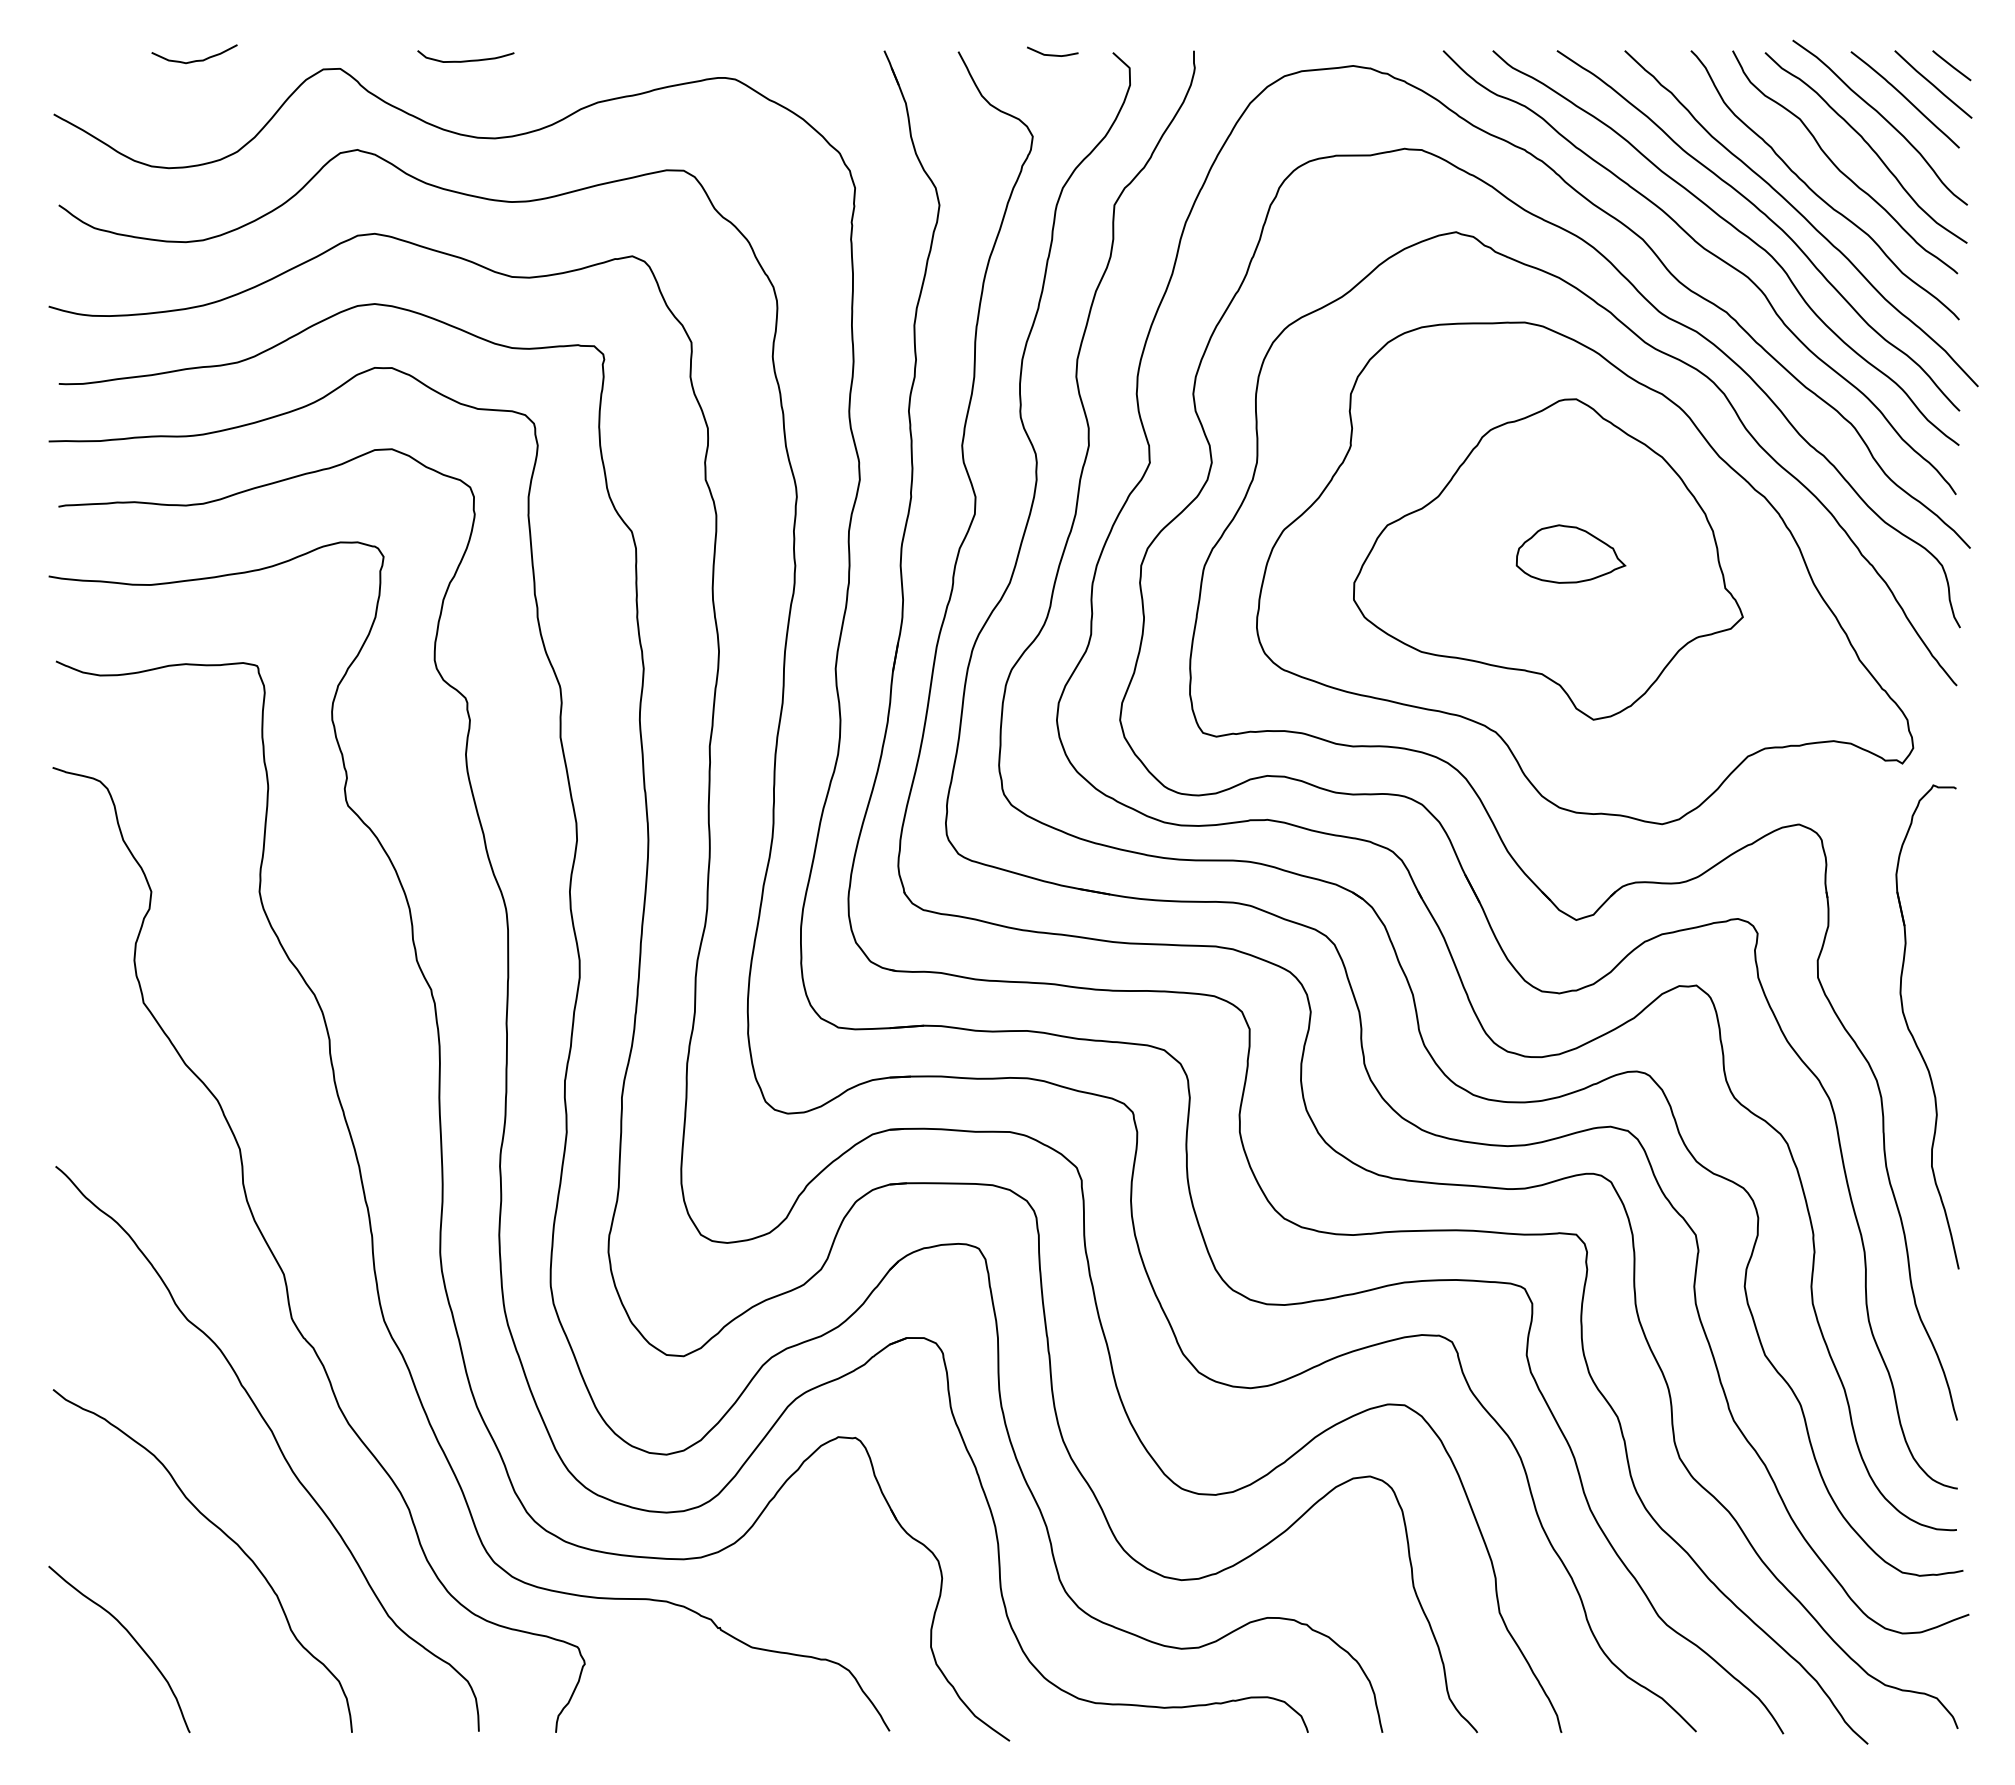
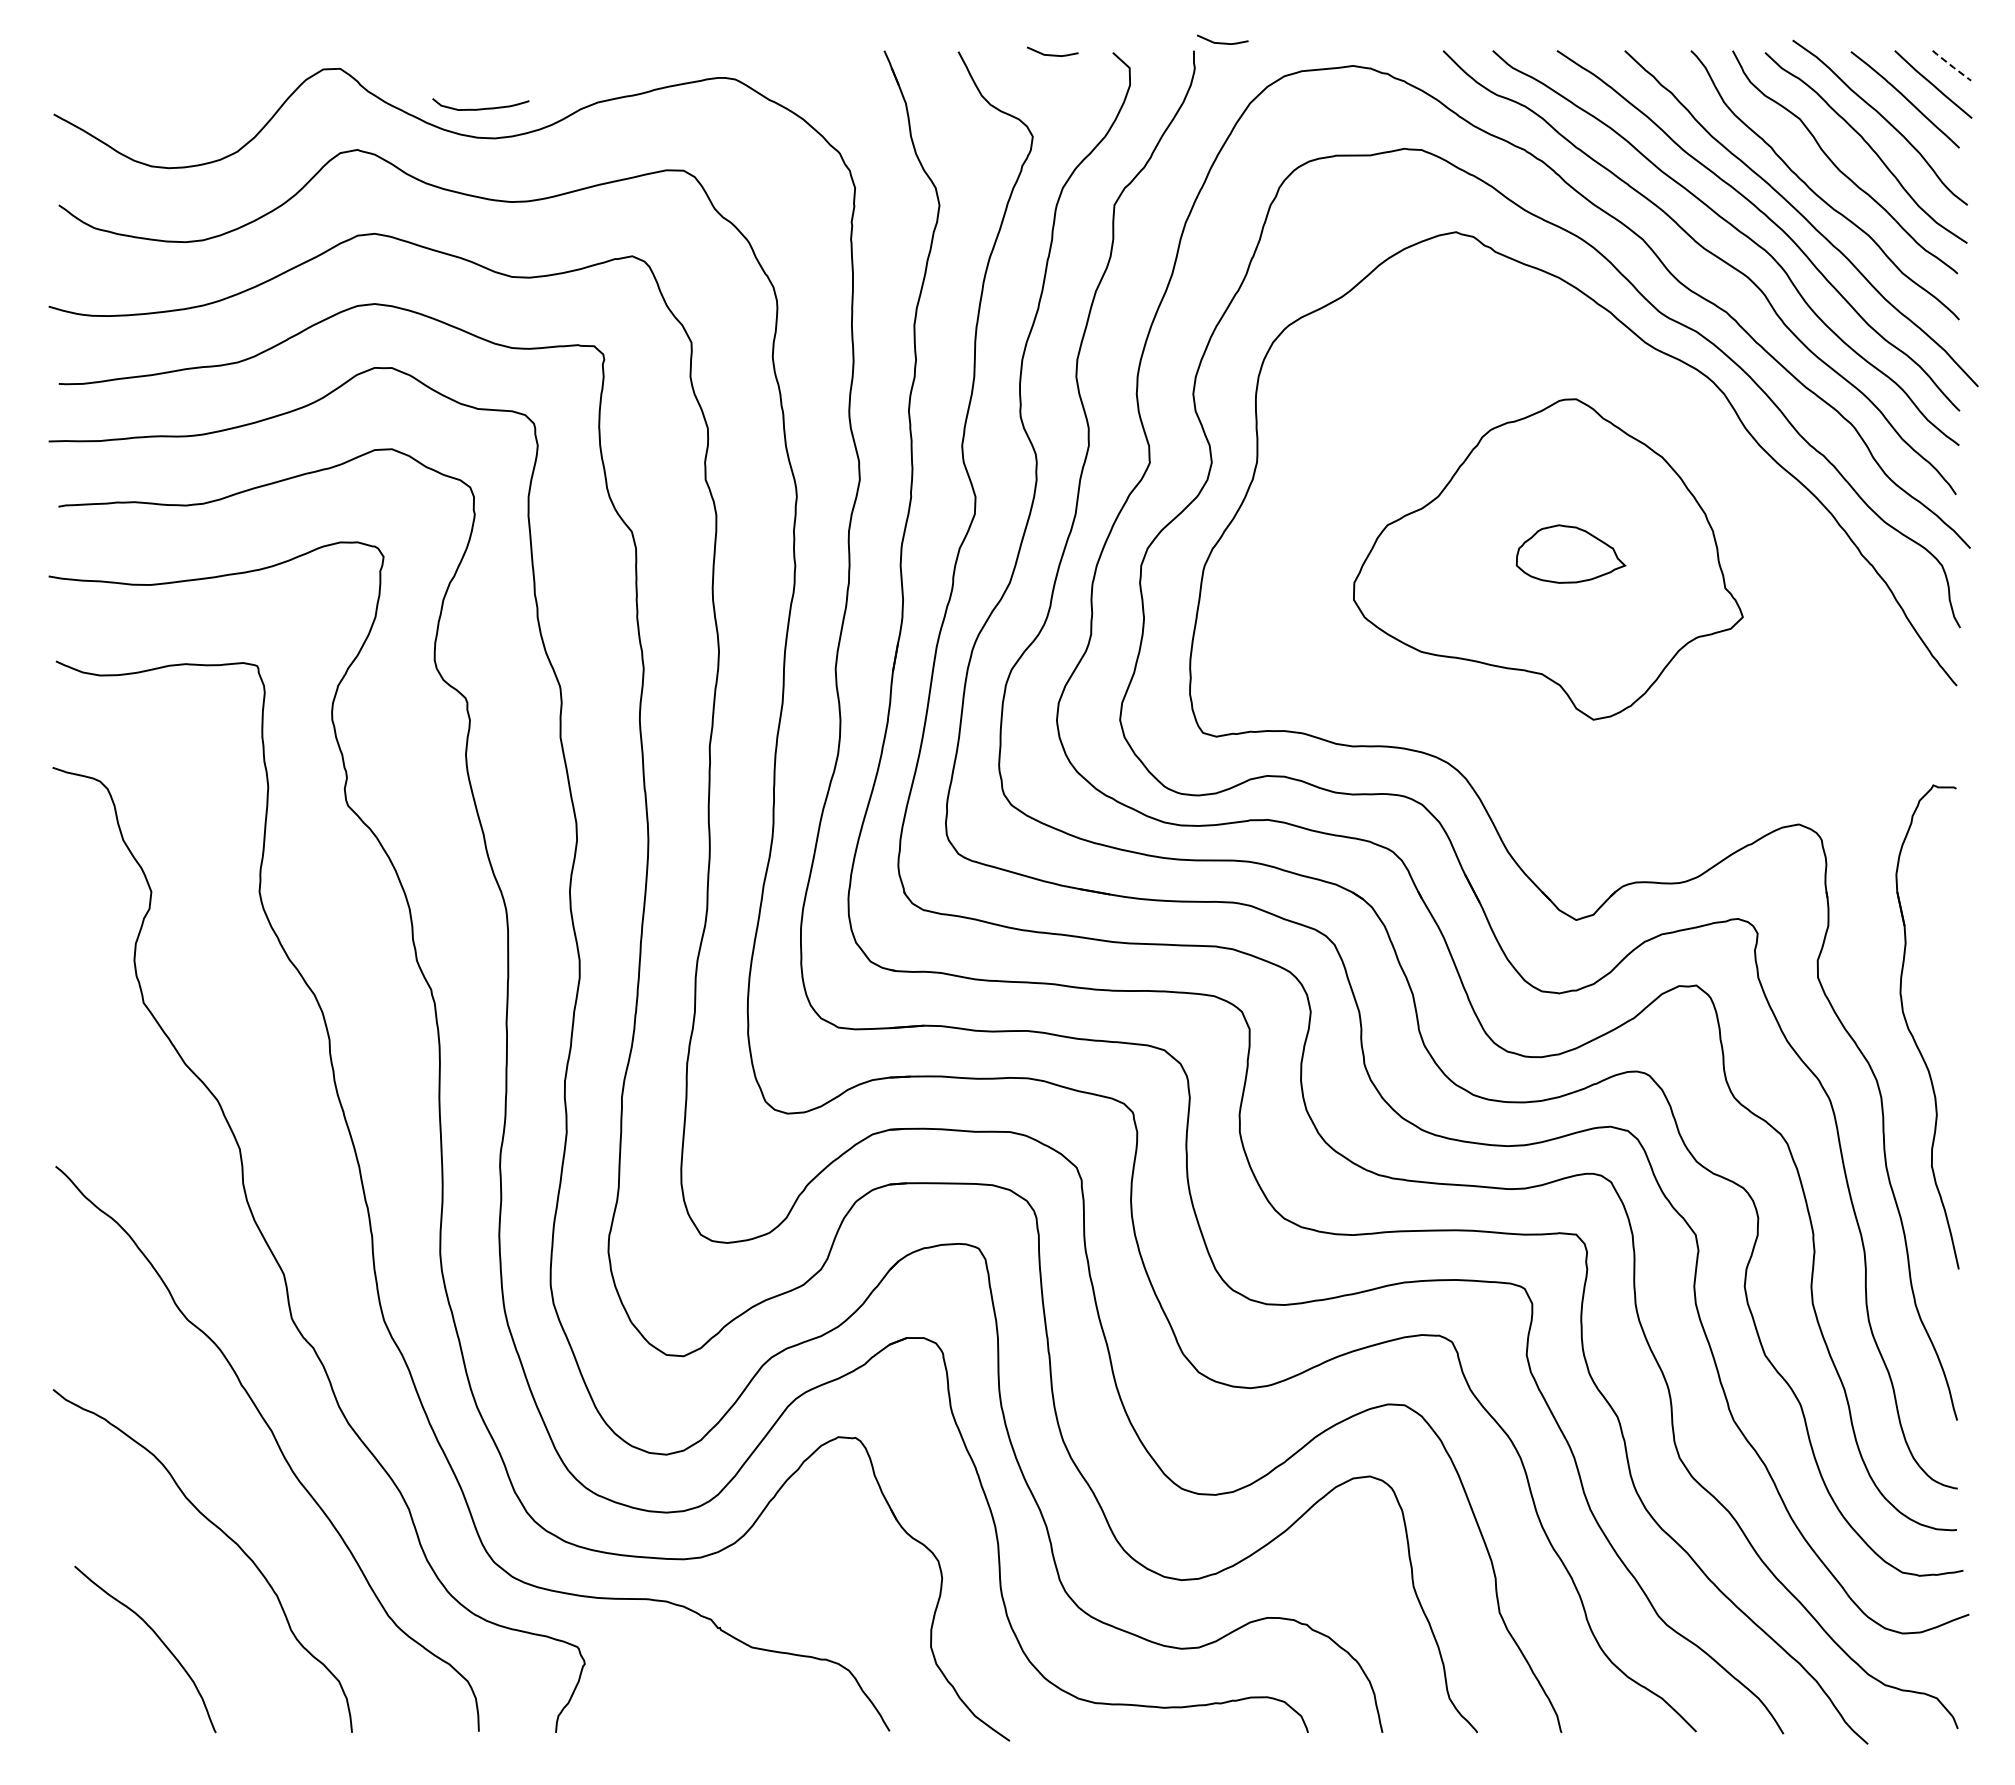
line: none -> present (1222, 42)
curve: present -> none (194, 60)
curve position: (465, 60) -> (480, 108) (480, 108)
line: solid -> dashed (1951, 65)
part: present -> none (1585, 573)
curve position: (131, 1637) -> (157, 1637) (157, 1637)
